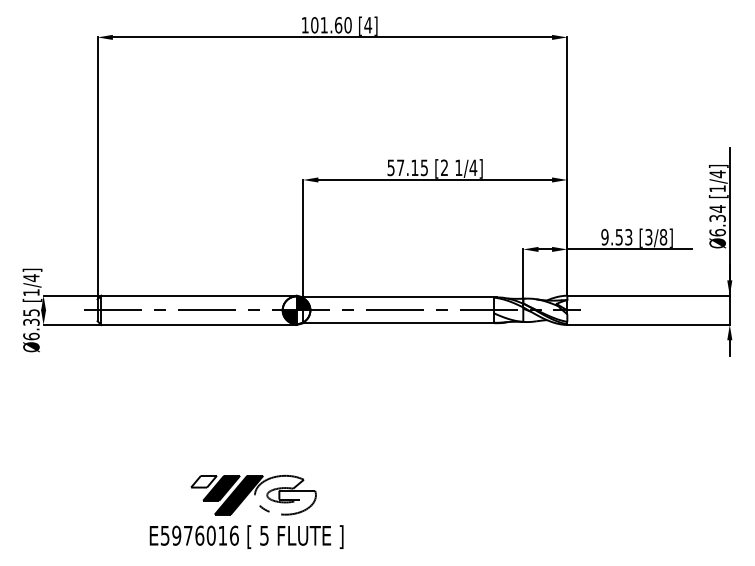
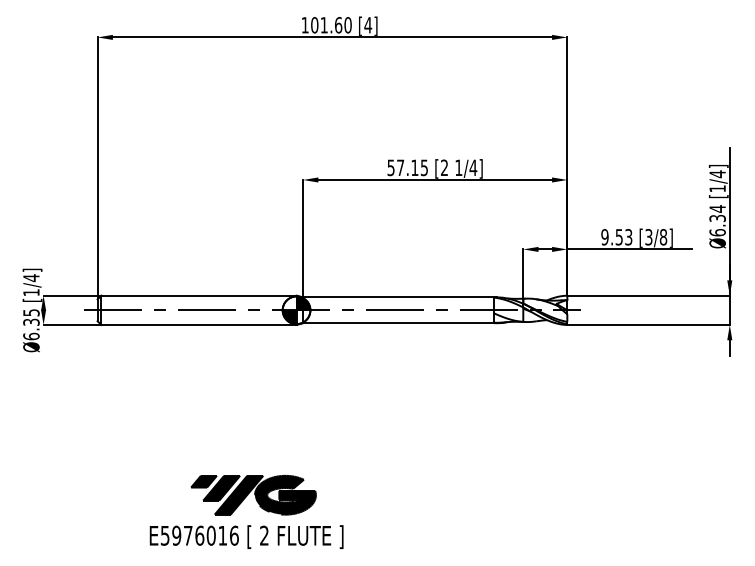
fill: none -> present (203, 481)
fill: none -> present (284, 494)
text: 5 -> 2 (264, 535)
